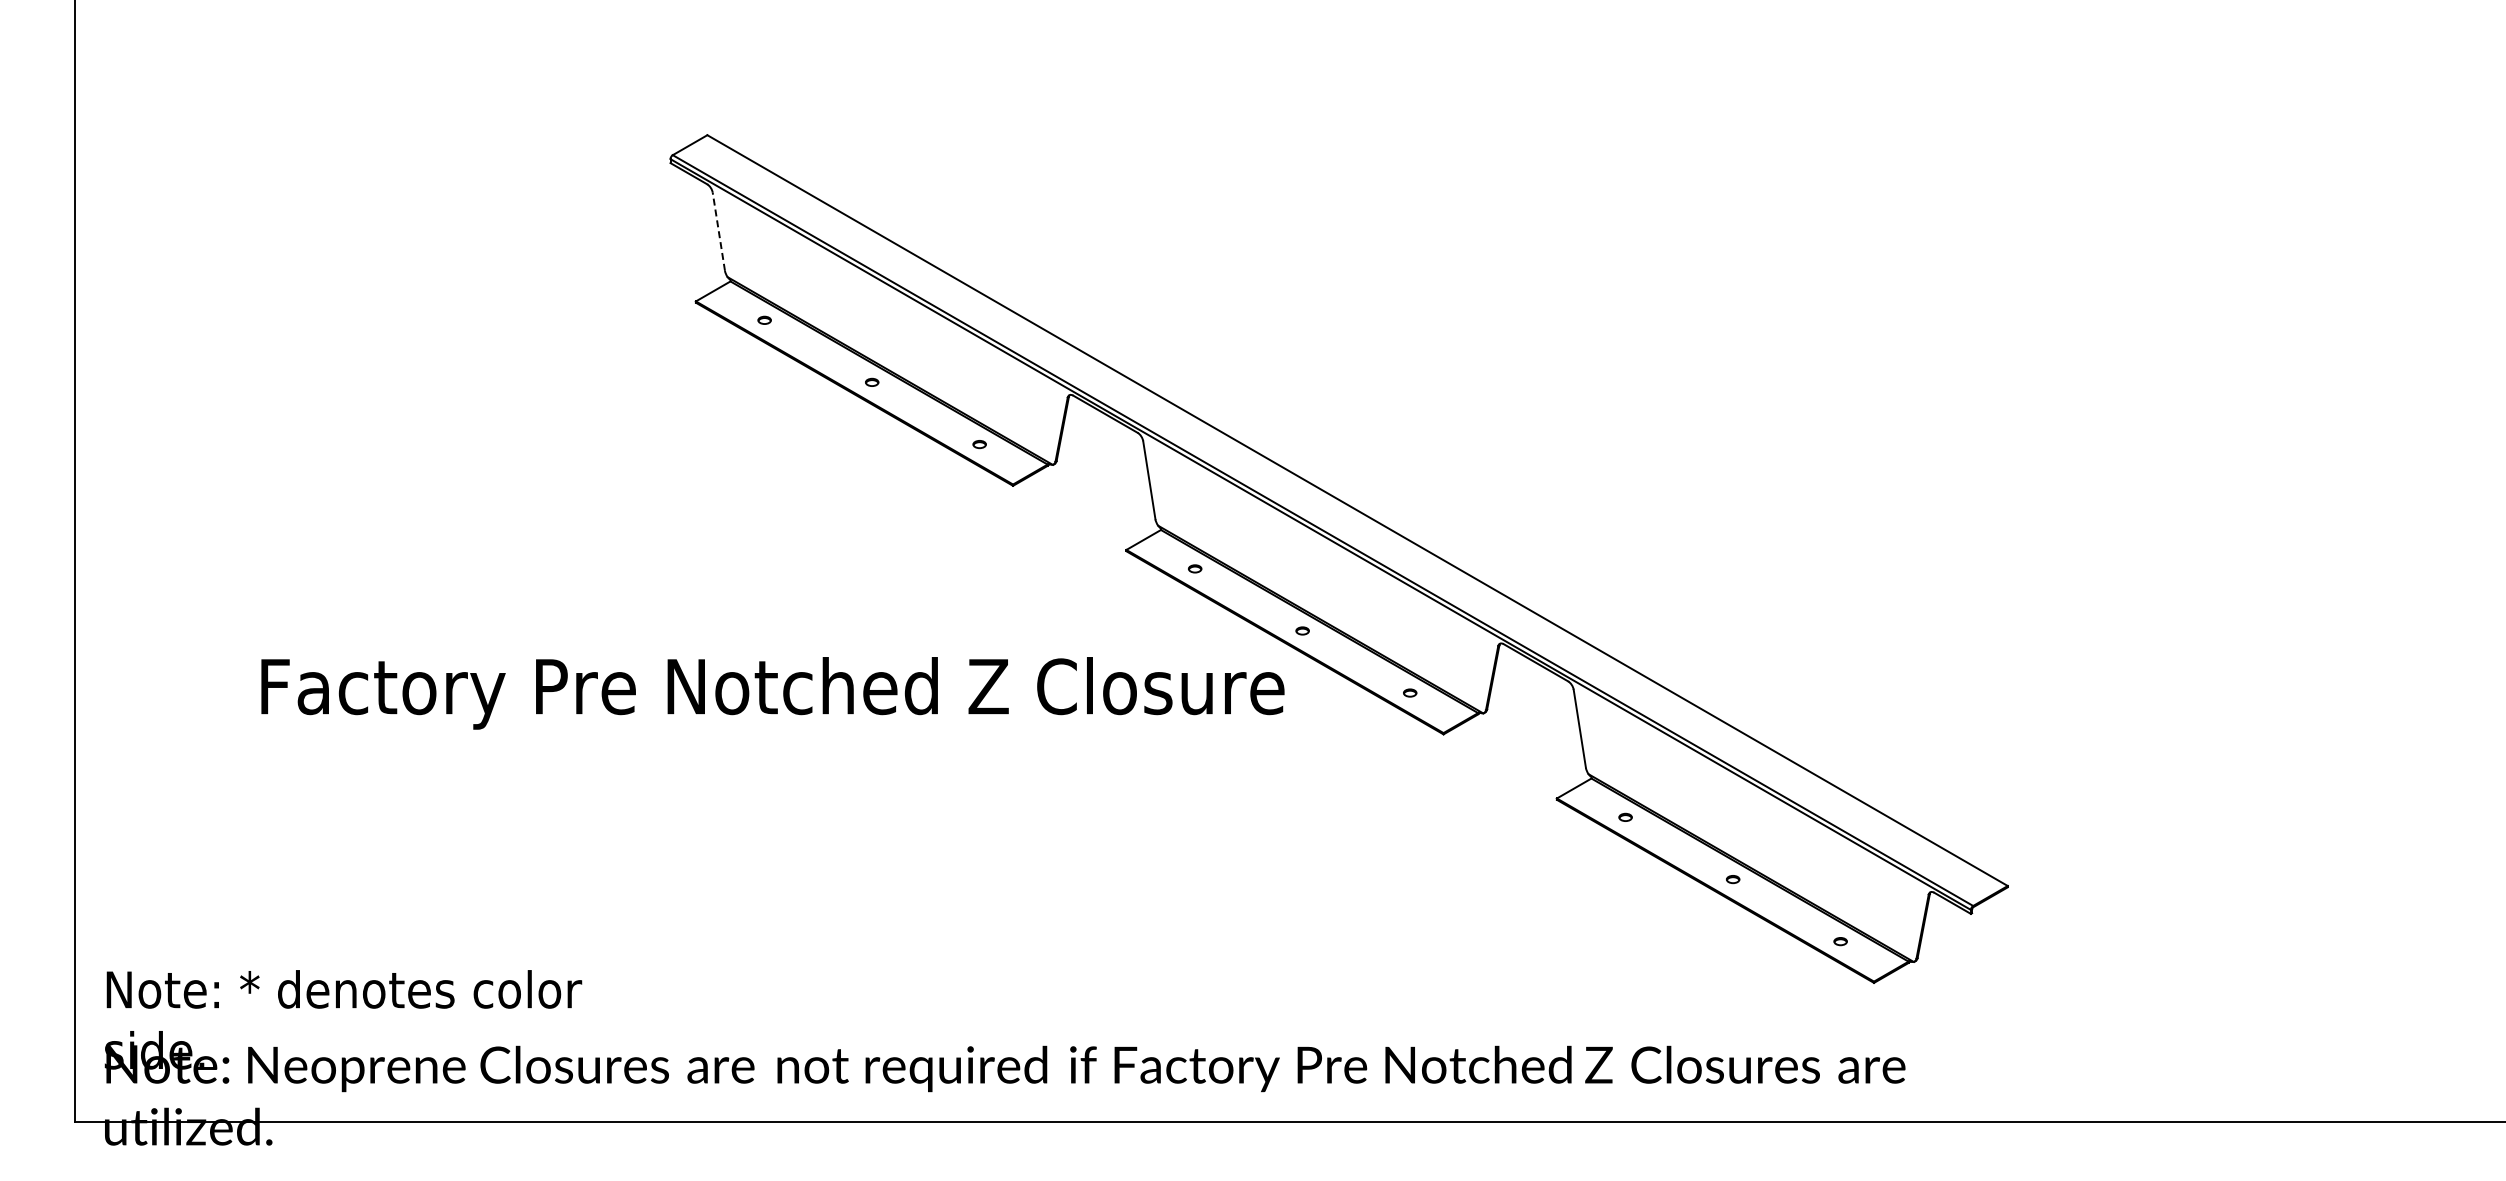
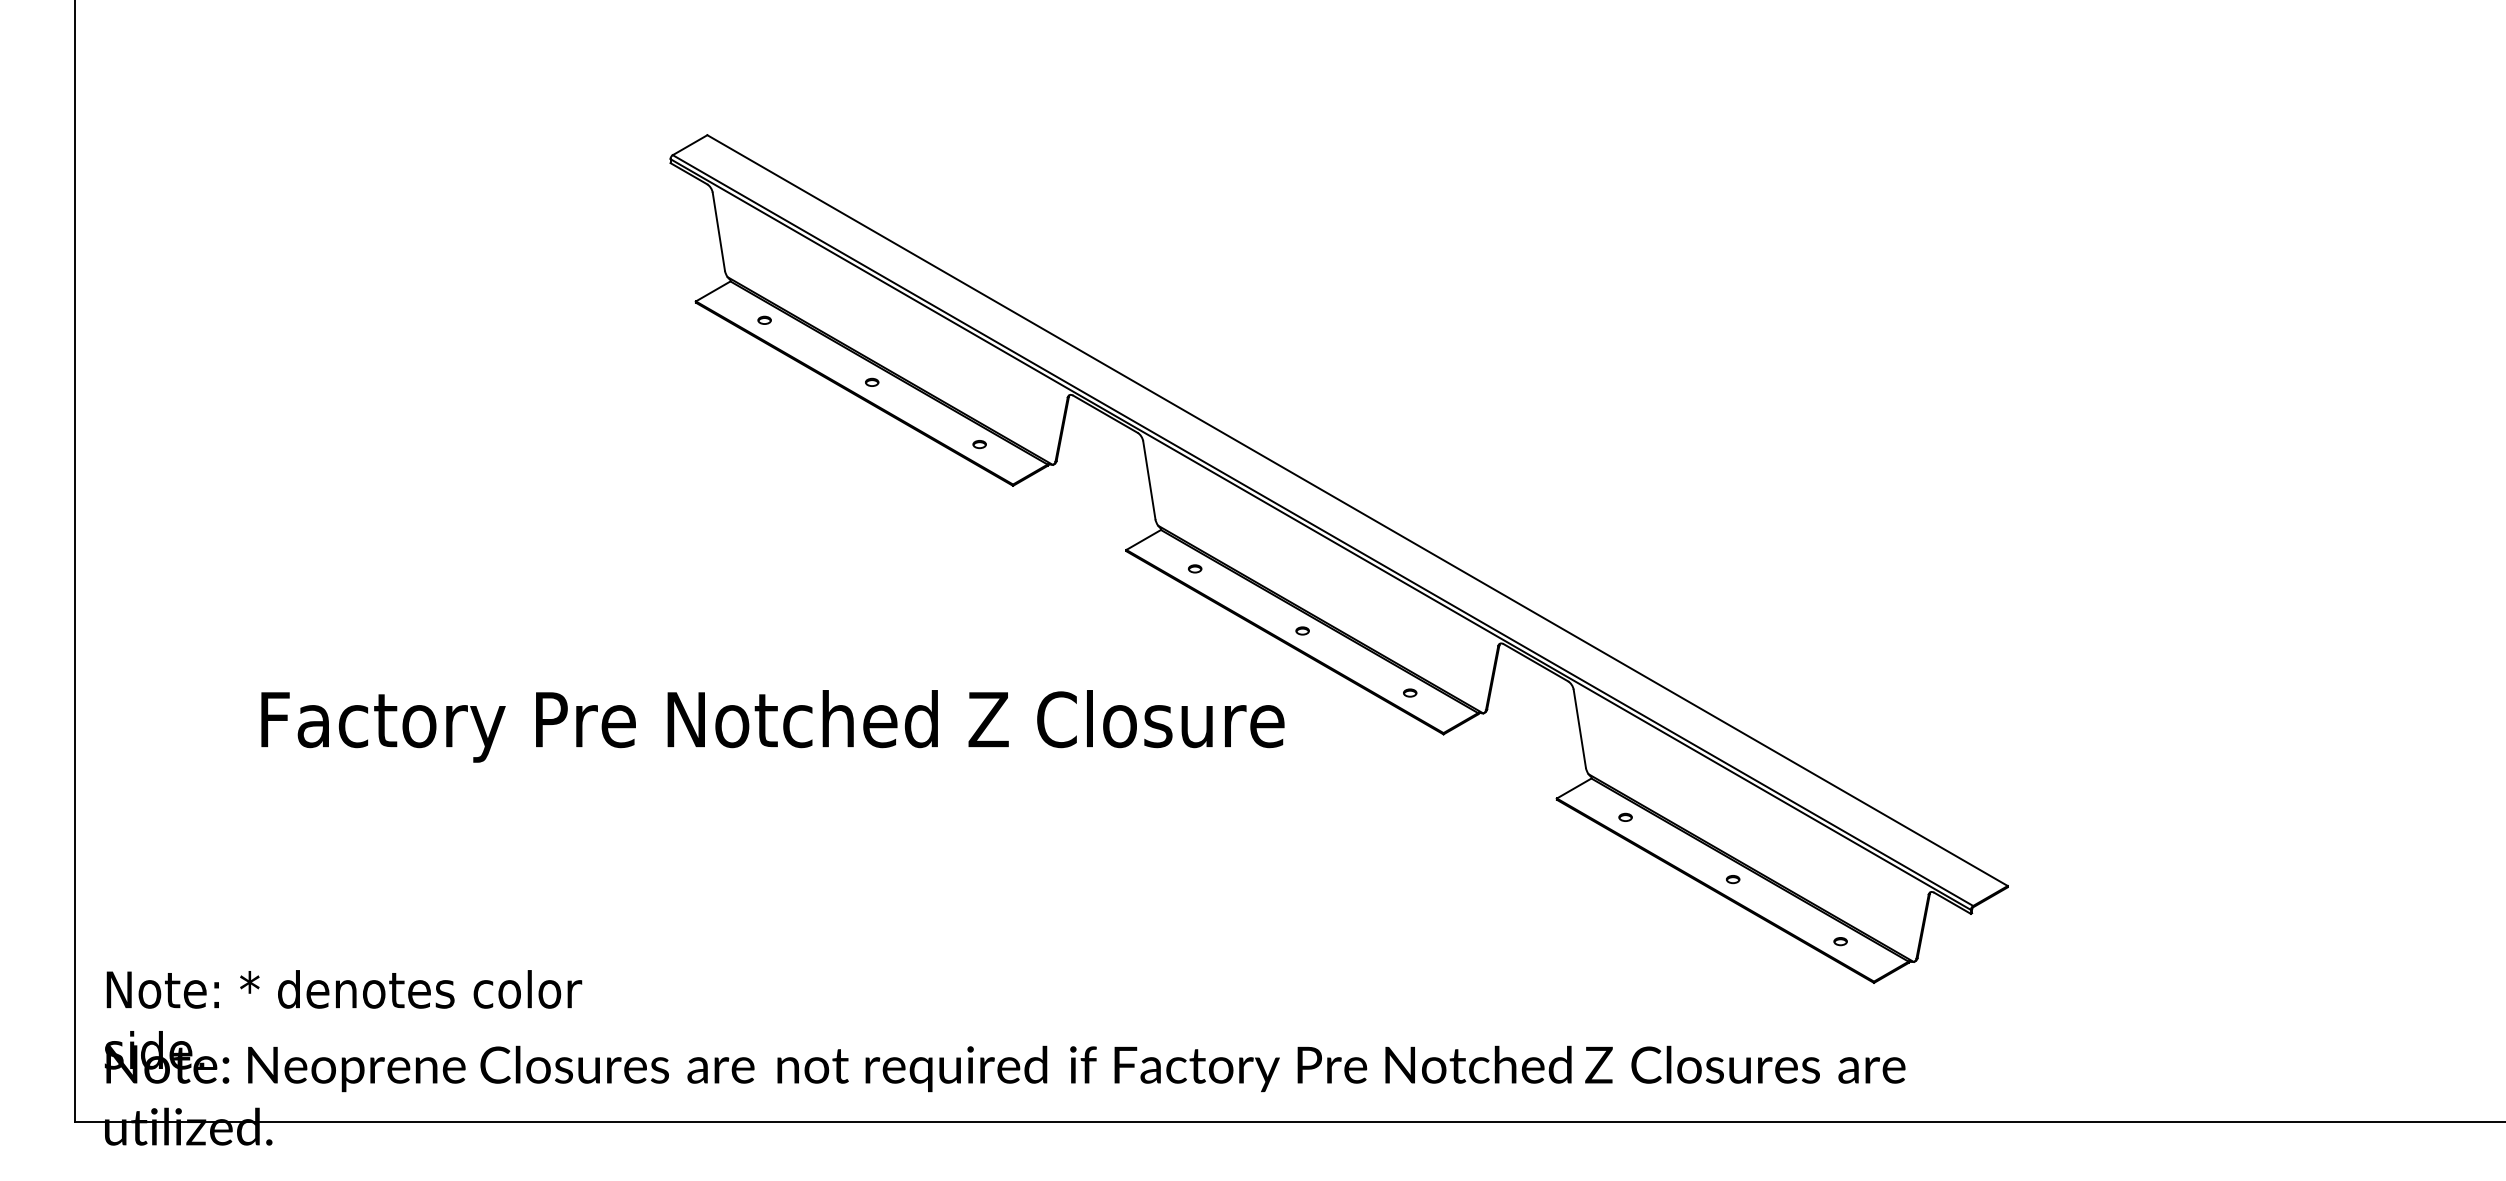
line: dashed -> solid (718, 231)
text position: (772, 693) -> (772, 726) (772, 726)
